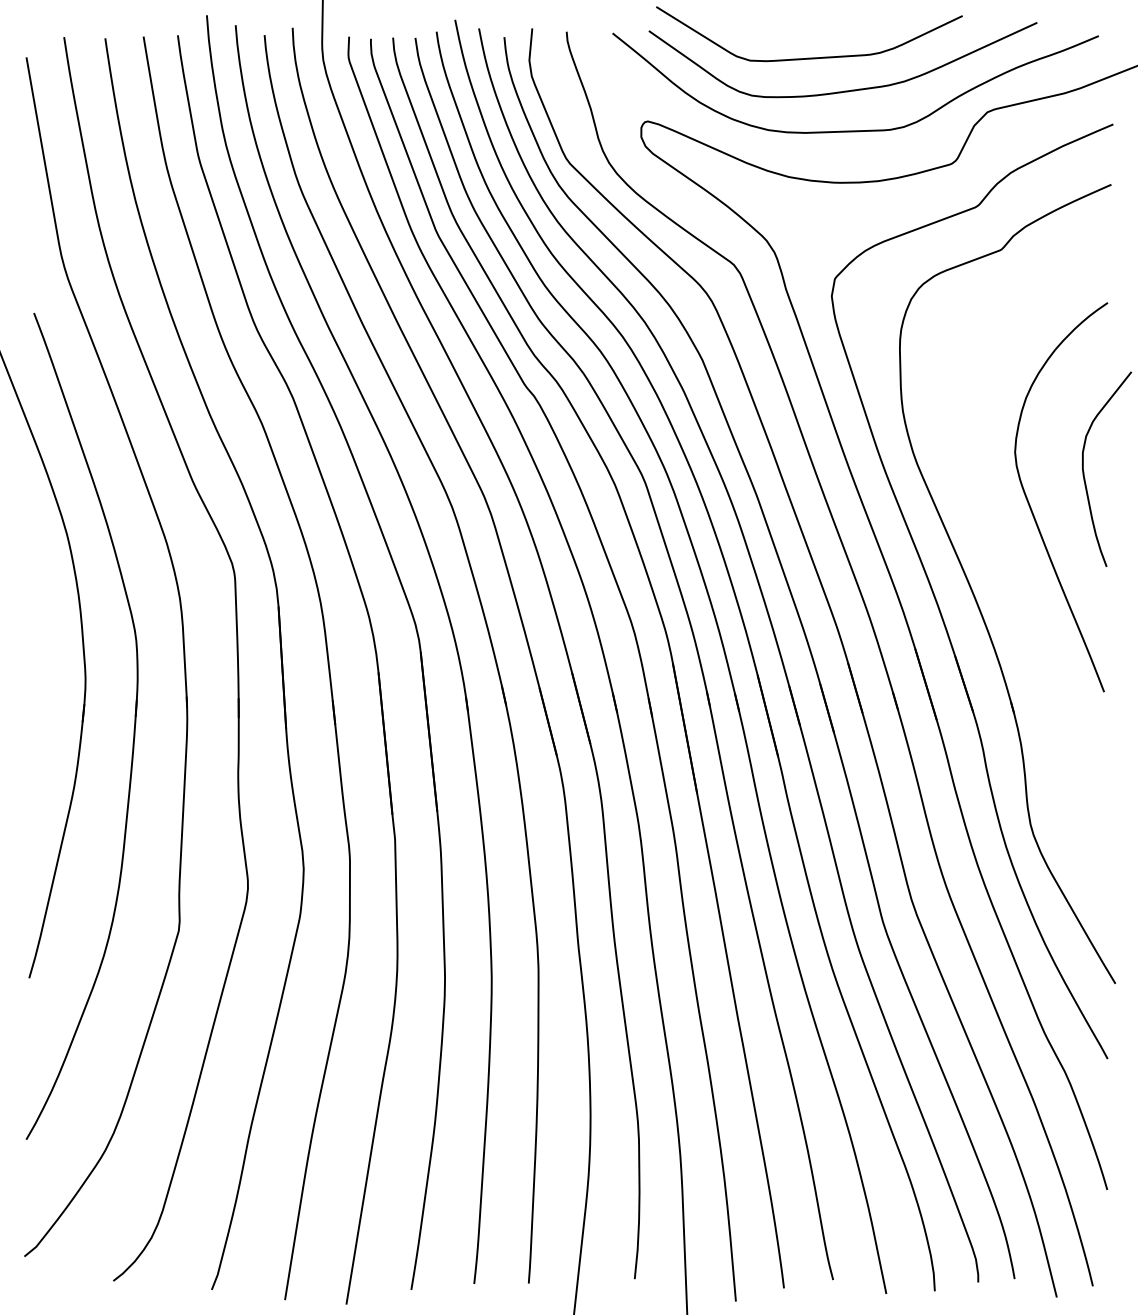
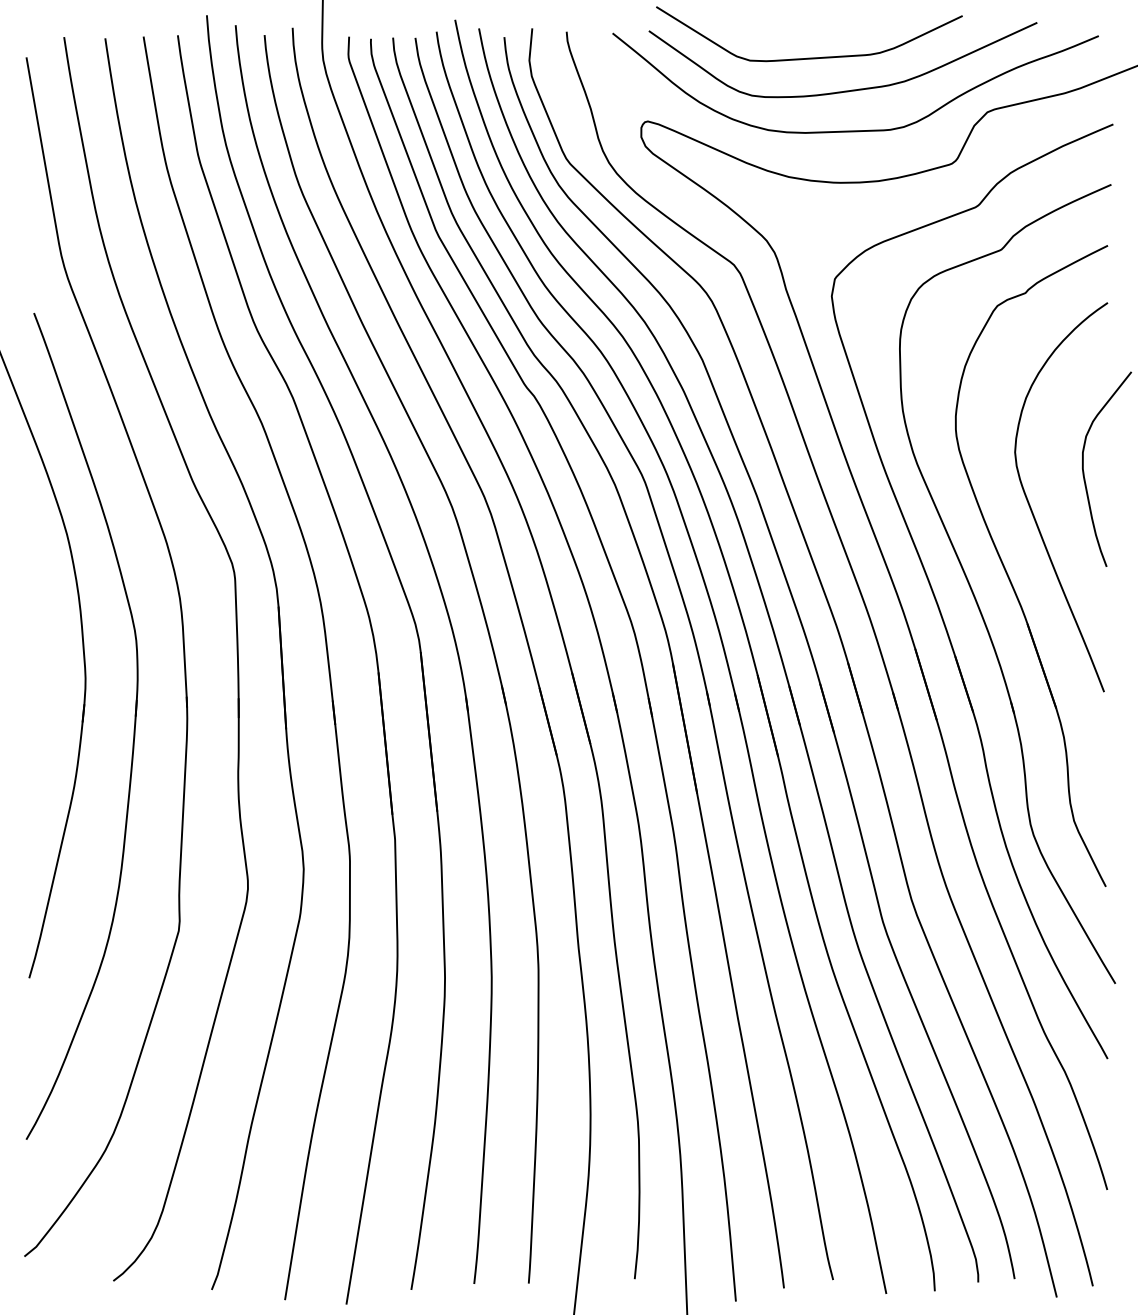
part: none -> present (1009, 576)
